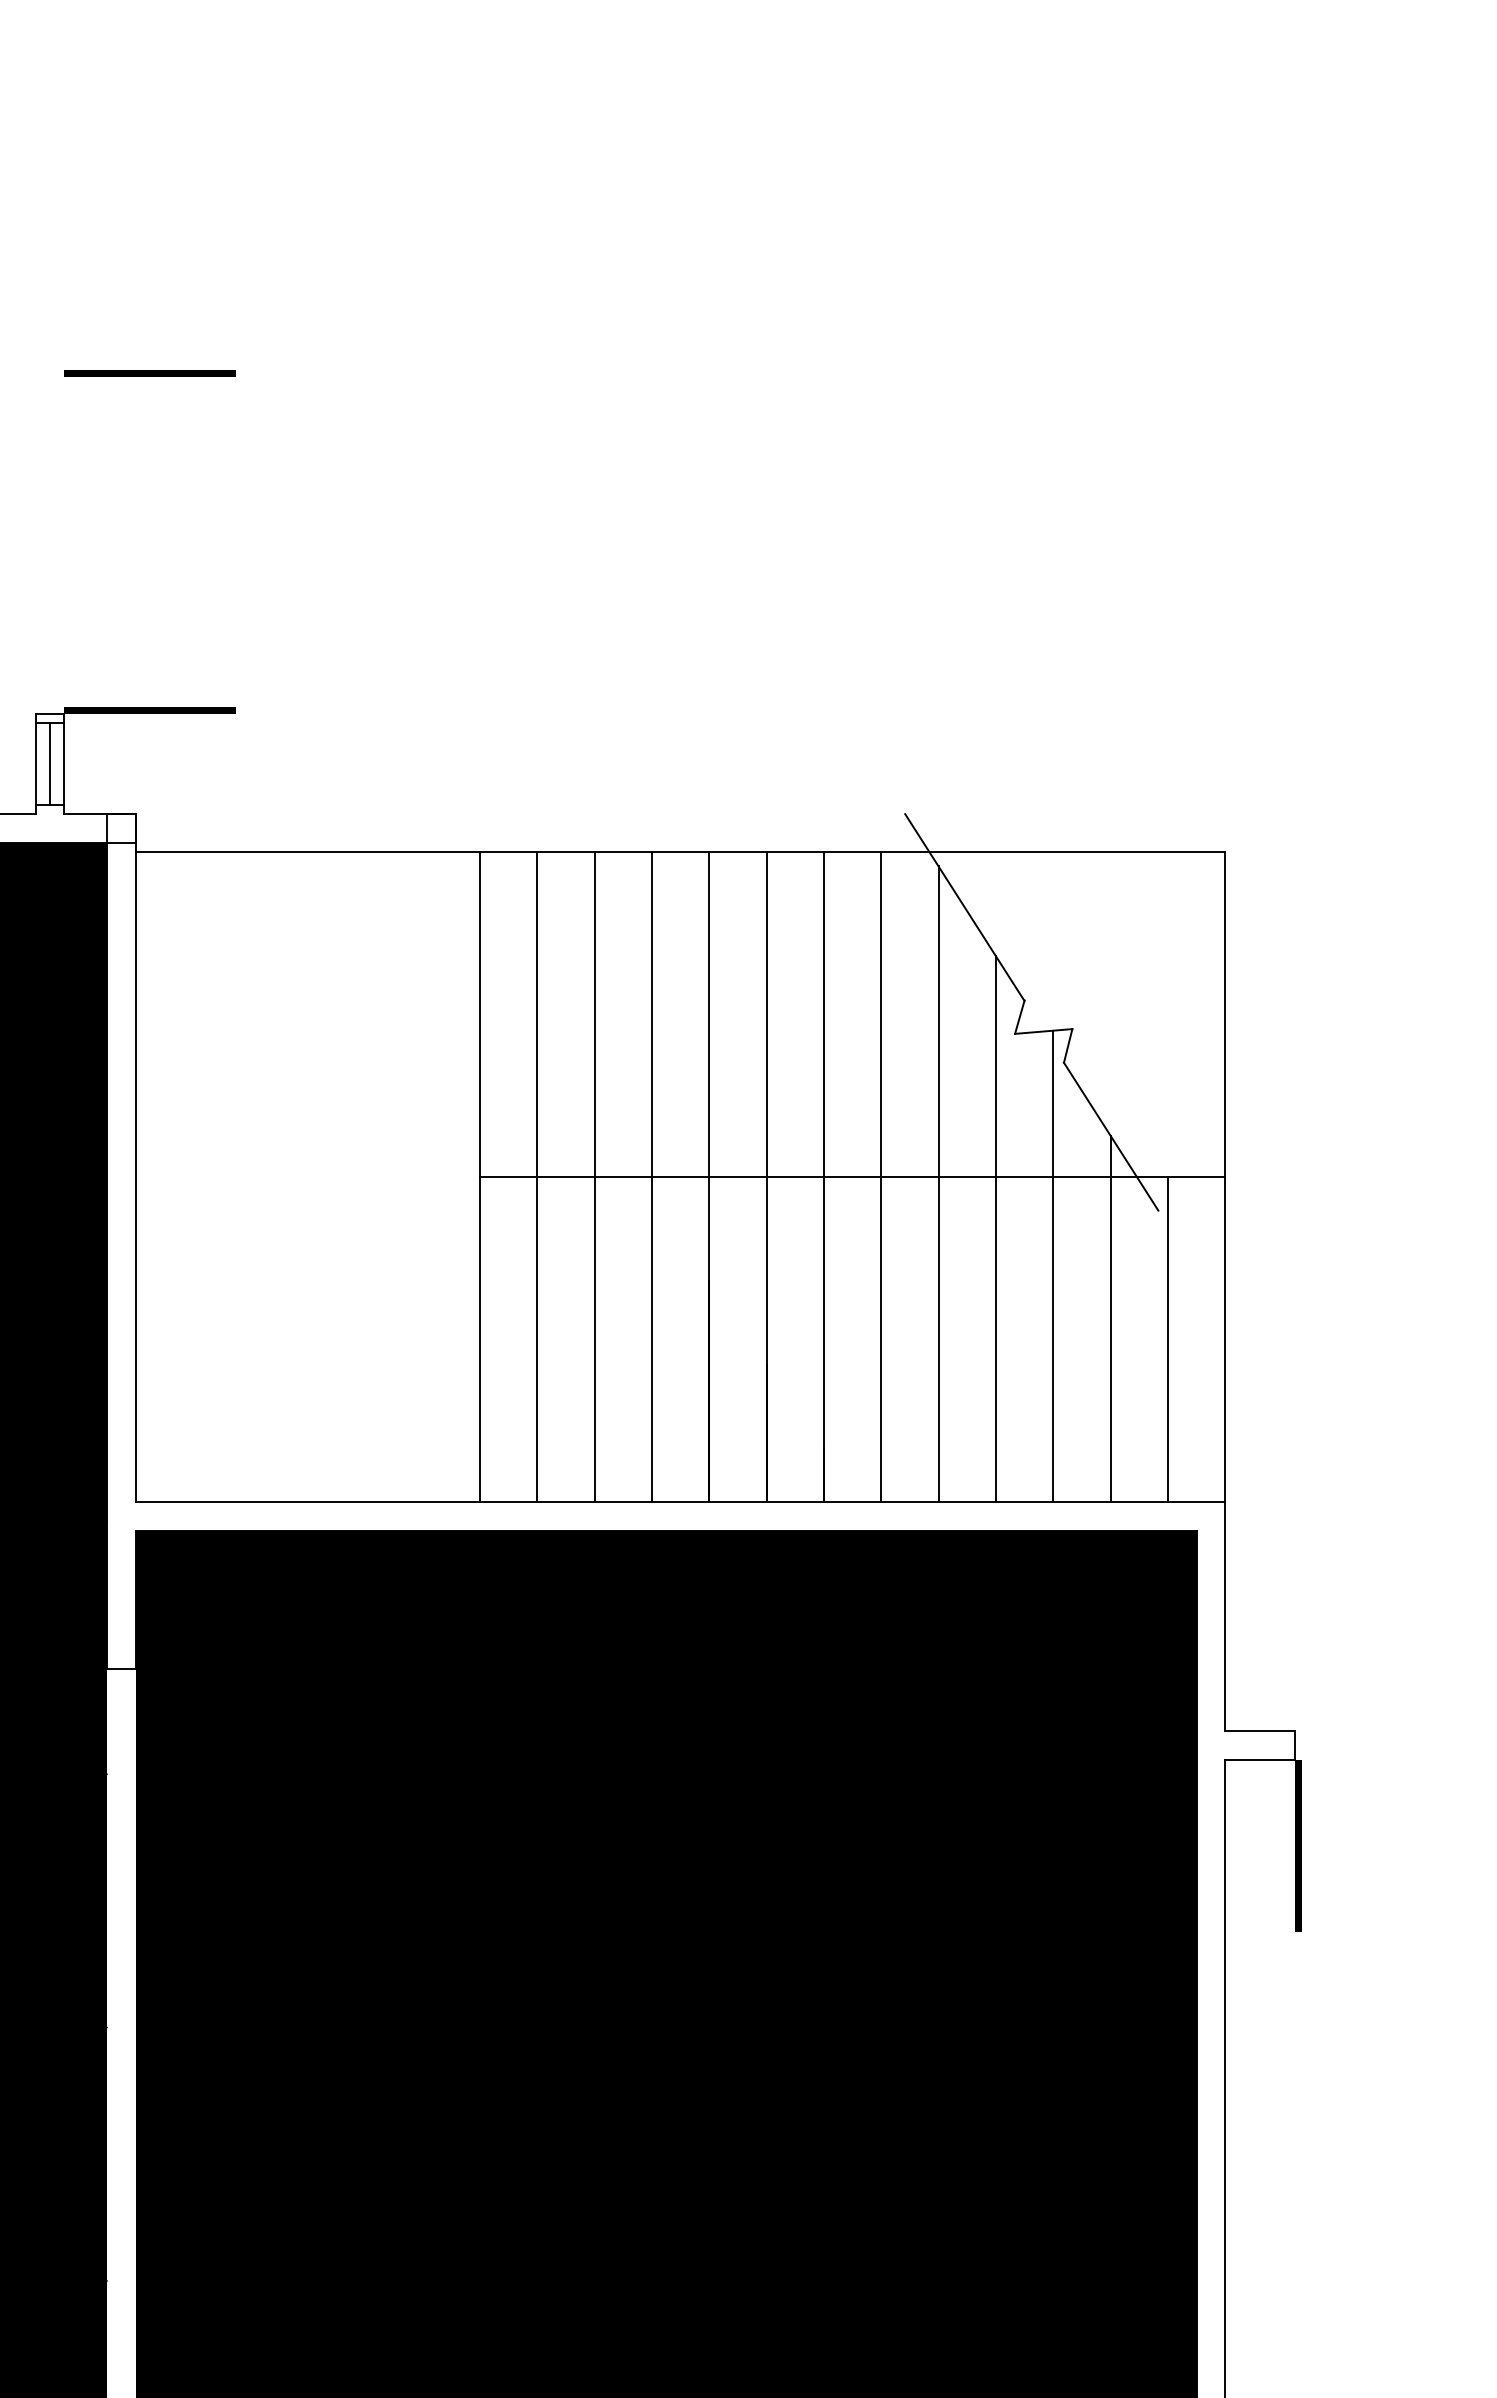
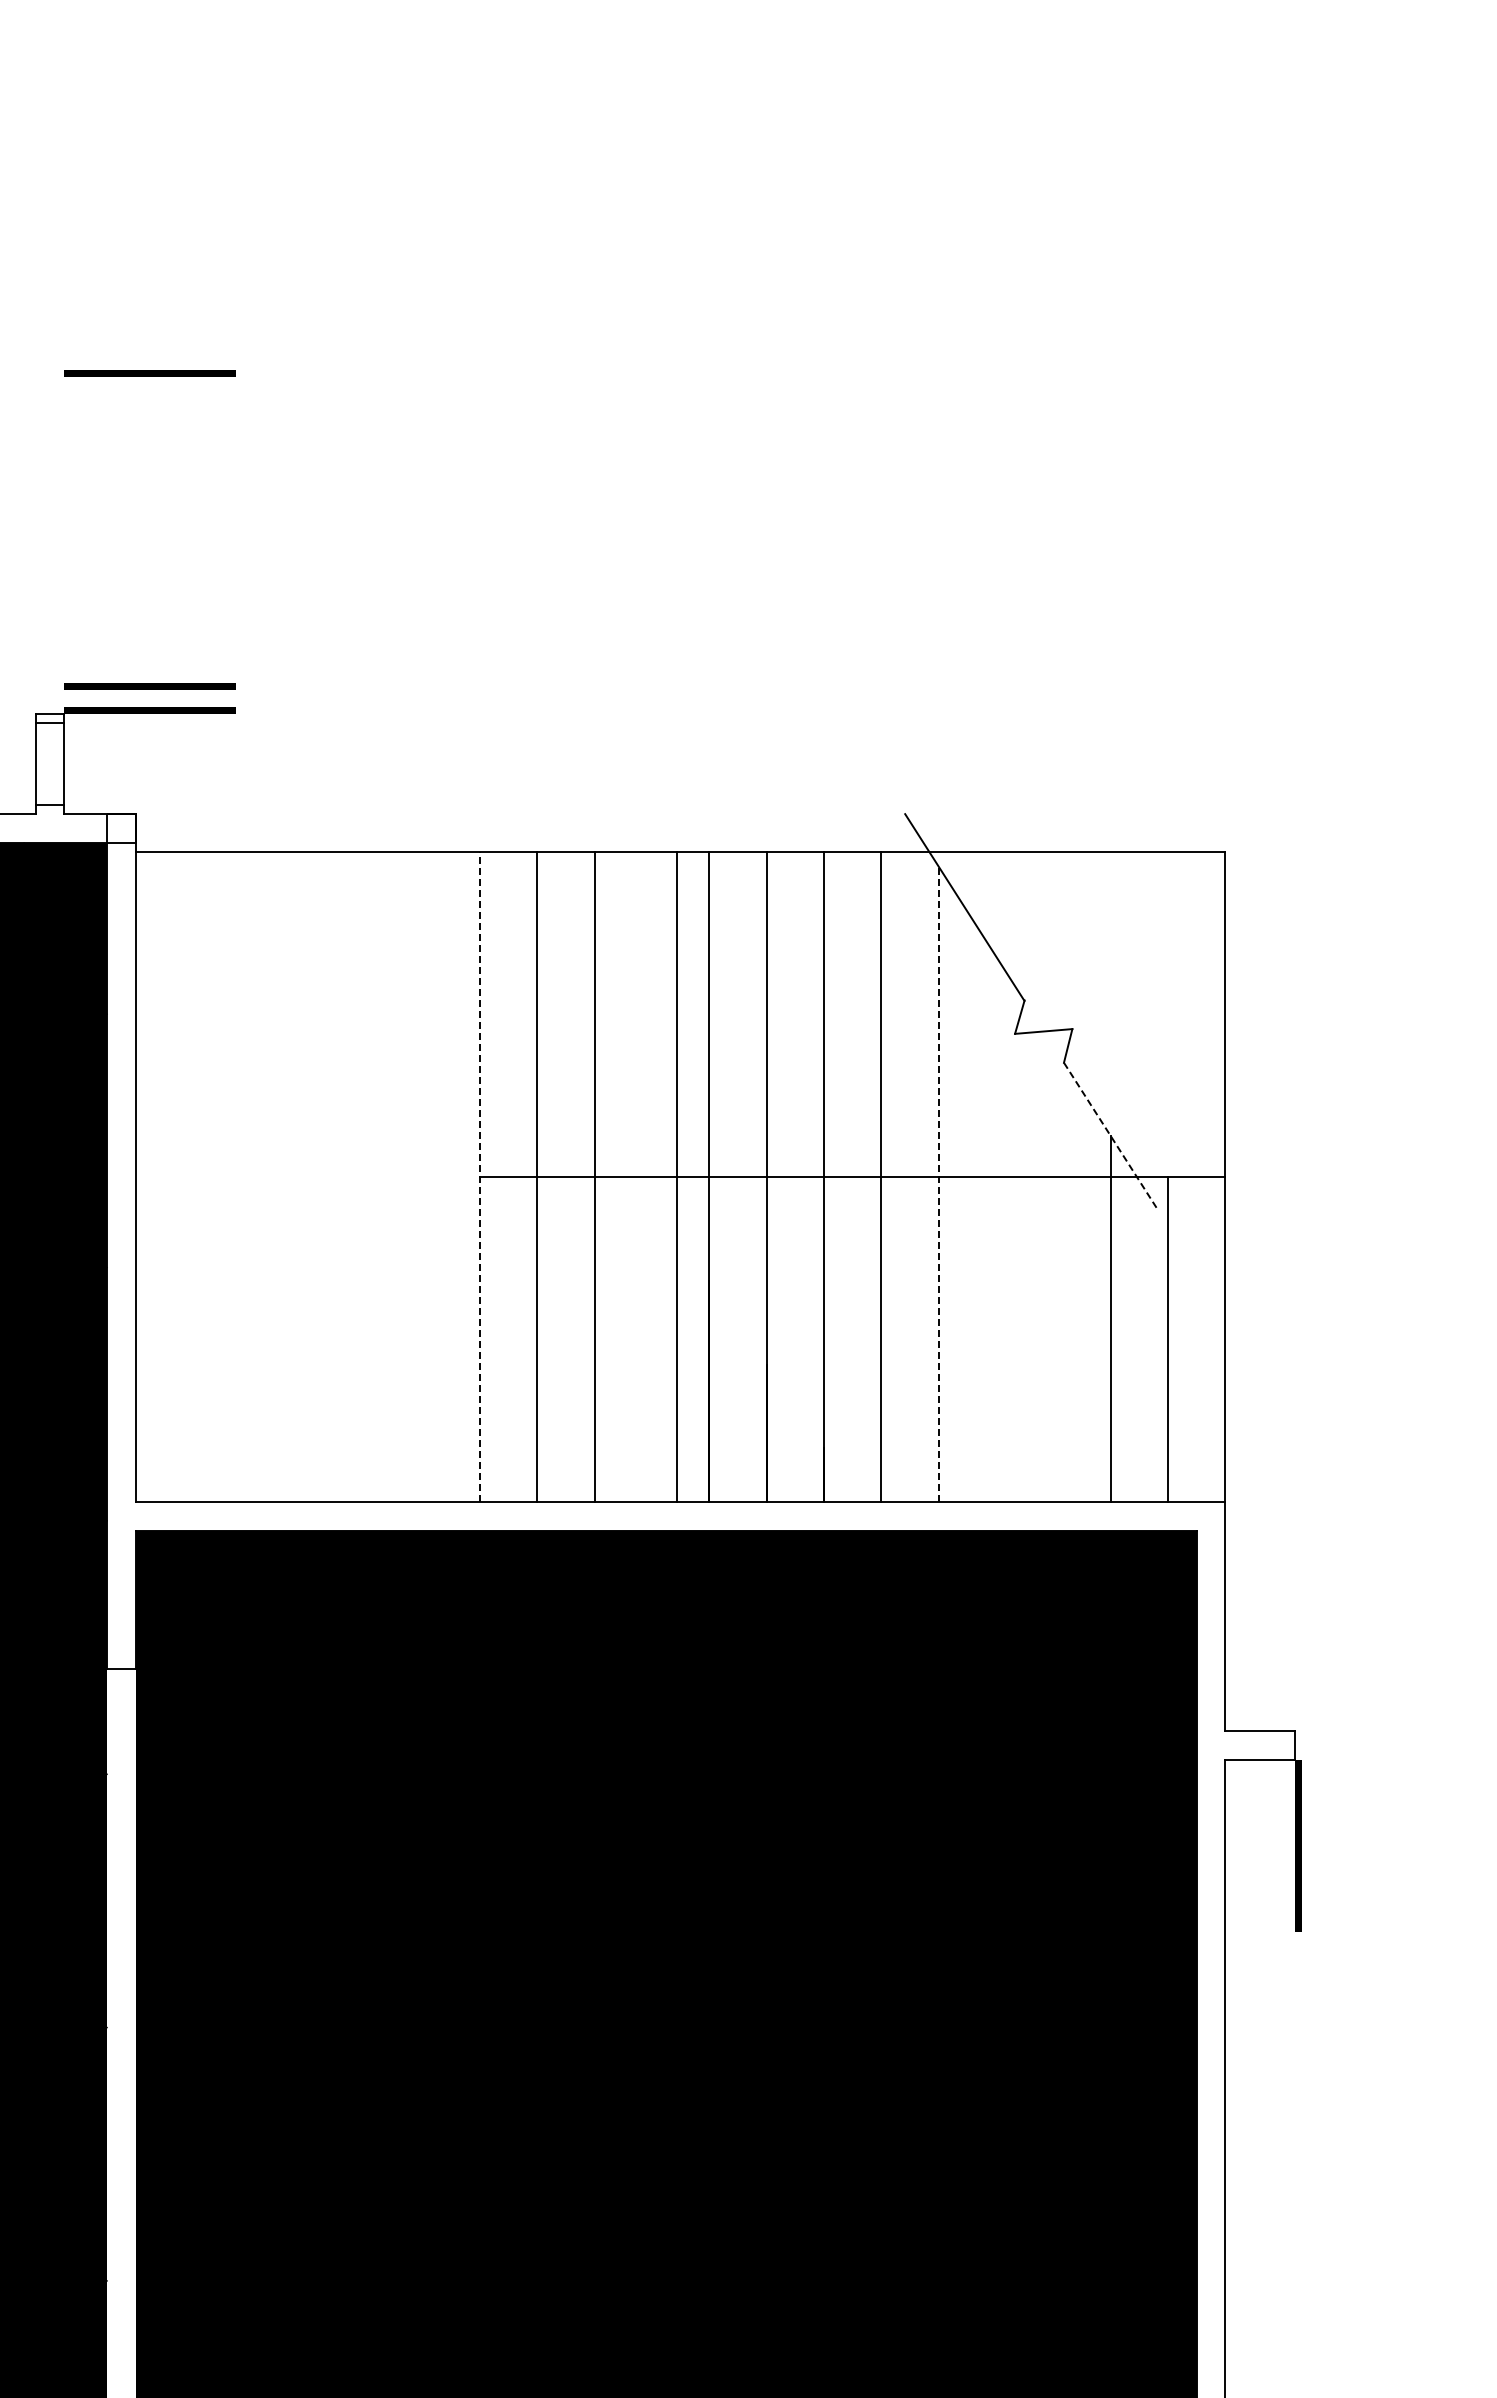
curve: none -> present (149, 686)
line: present -> none (50, 763)
line: solid -> dashed (1111, 1136)
line: solid -> dashed (480, 1177)
line position: (651, 1177) -> (676, 1177) (676, 1177)
line: solid -> dashed (938, 1184)
line: present -> none (995, 1229)
line: present -> none (1053, 1266)
